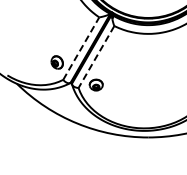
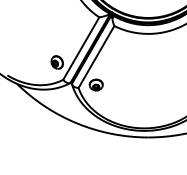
line: dashed -> solid (81, 48)
line: dashed -> solid (96, 57)
